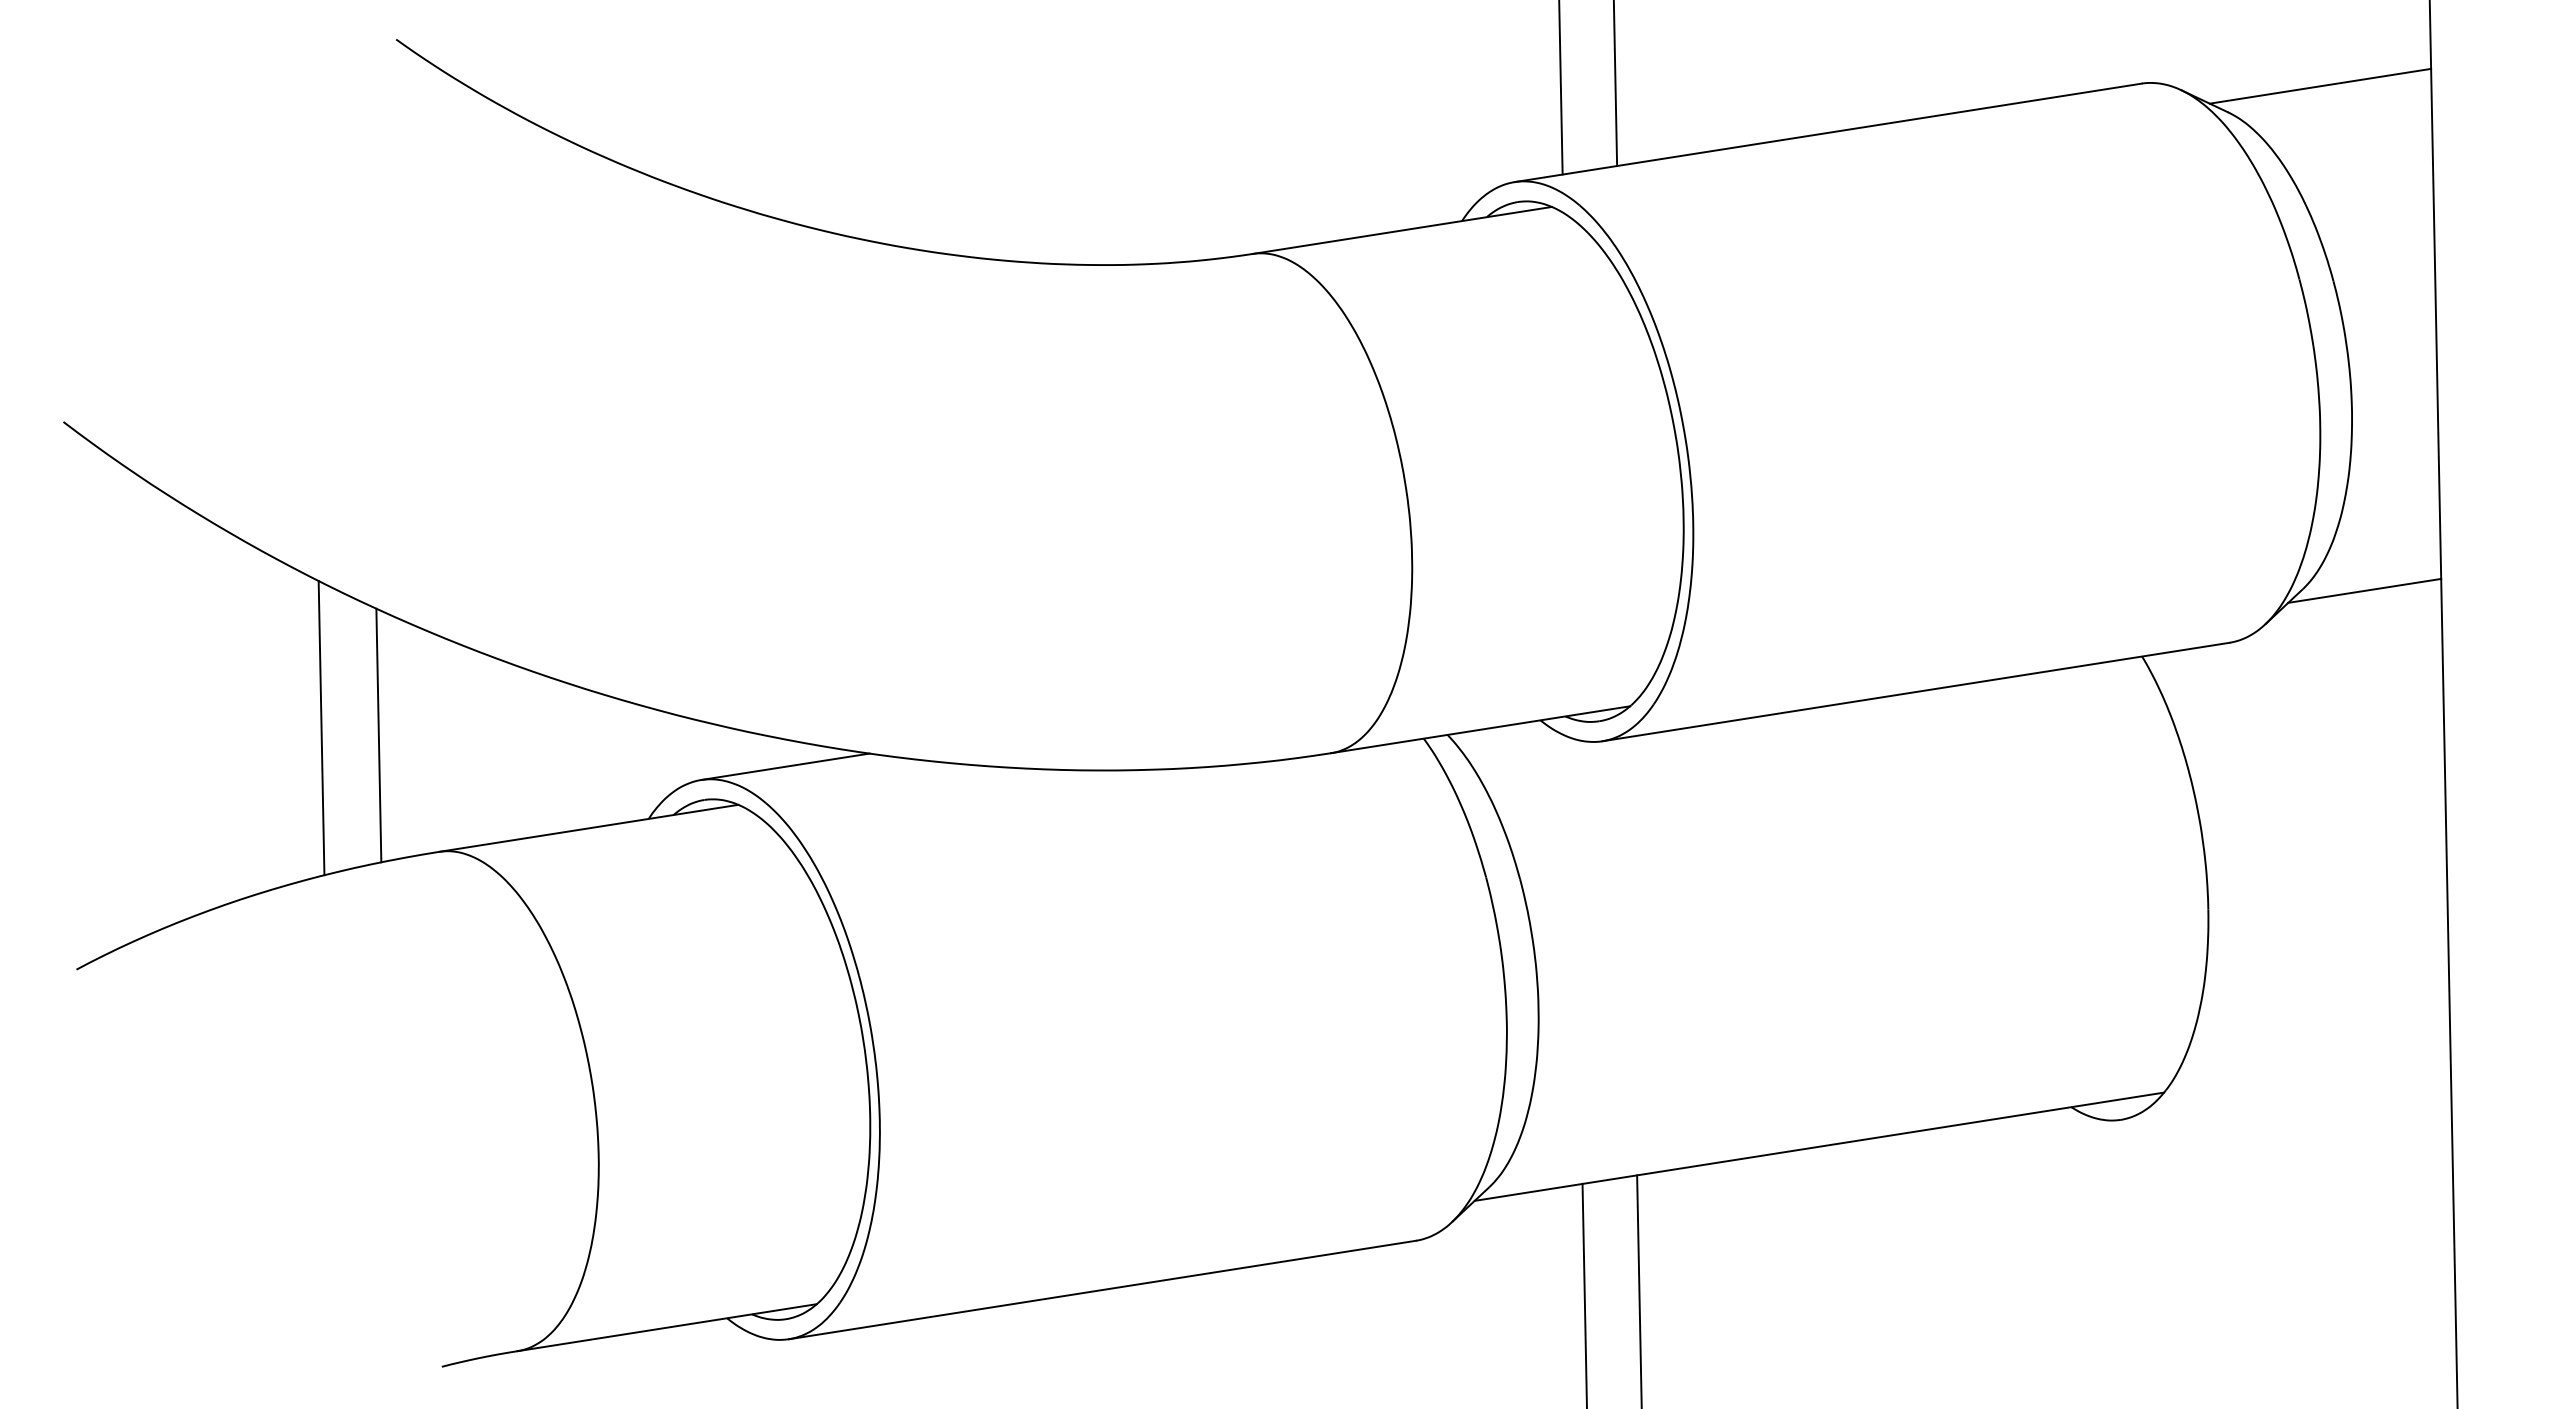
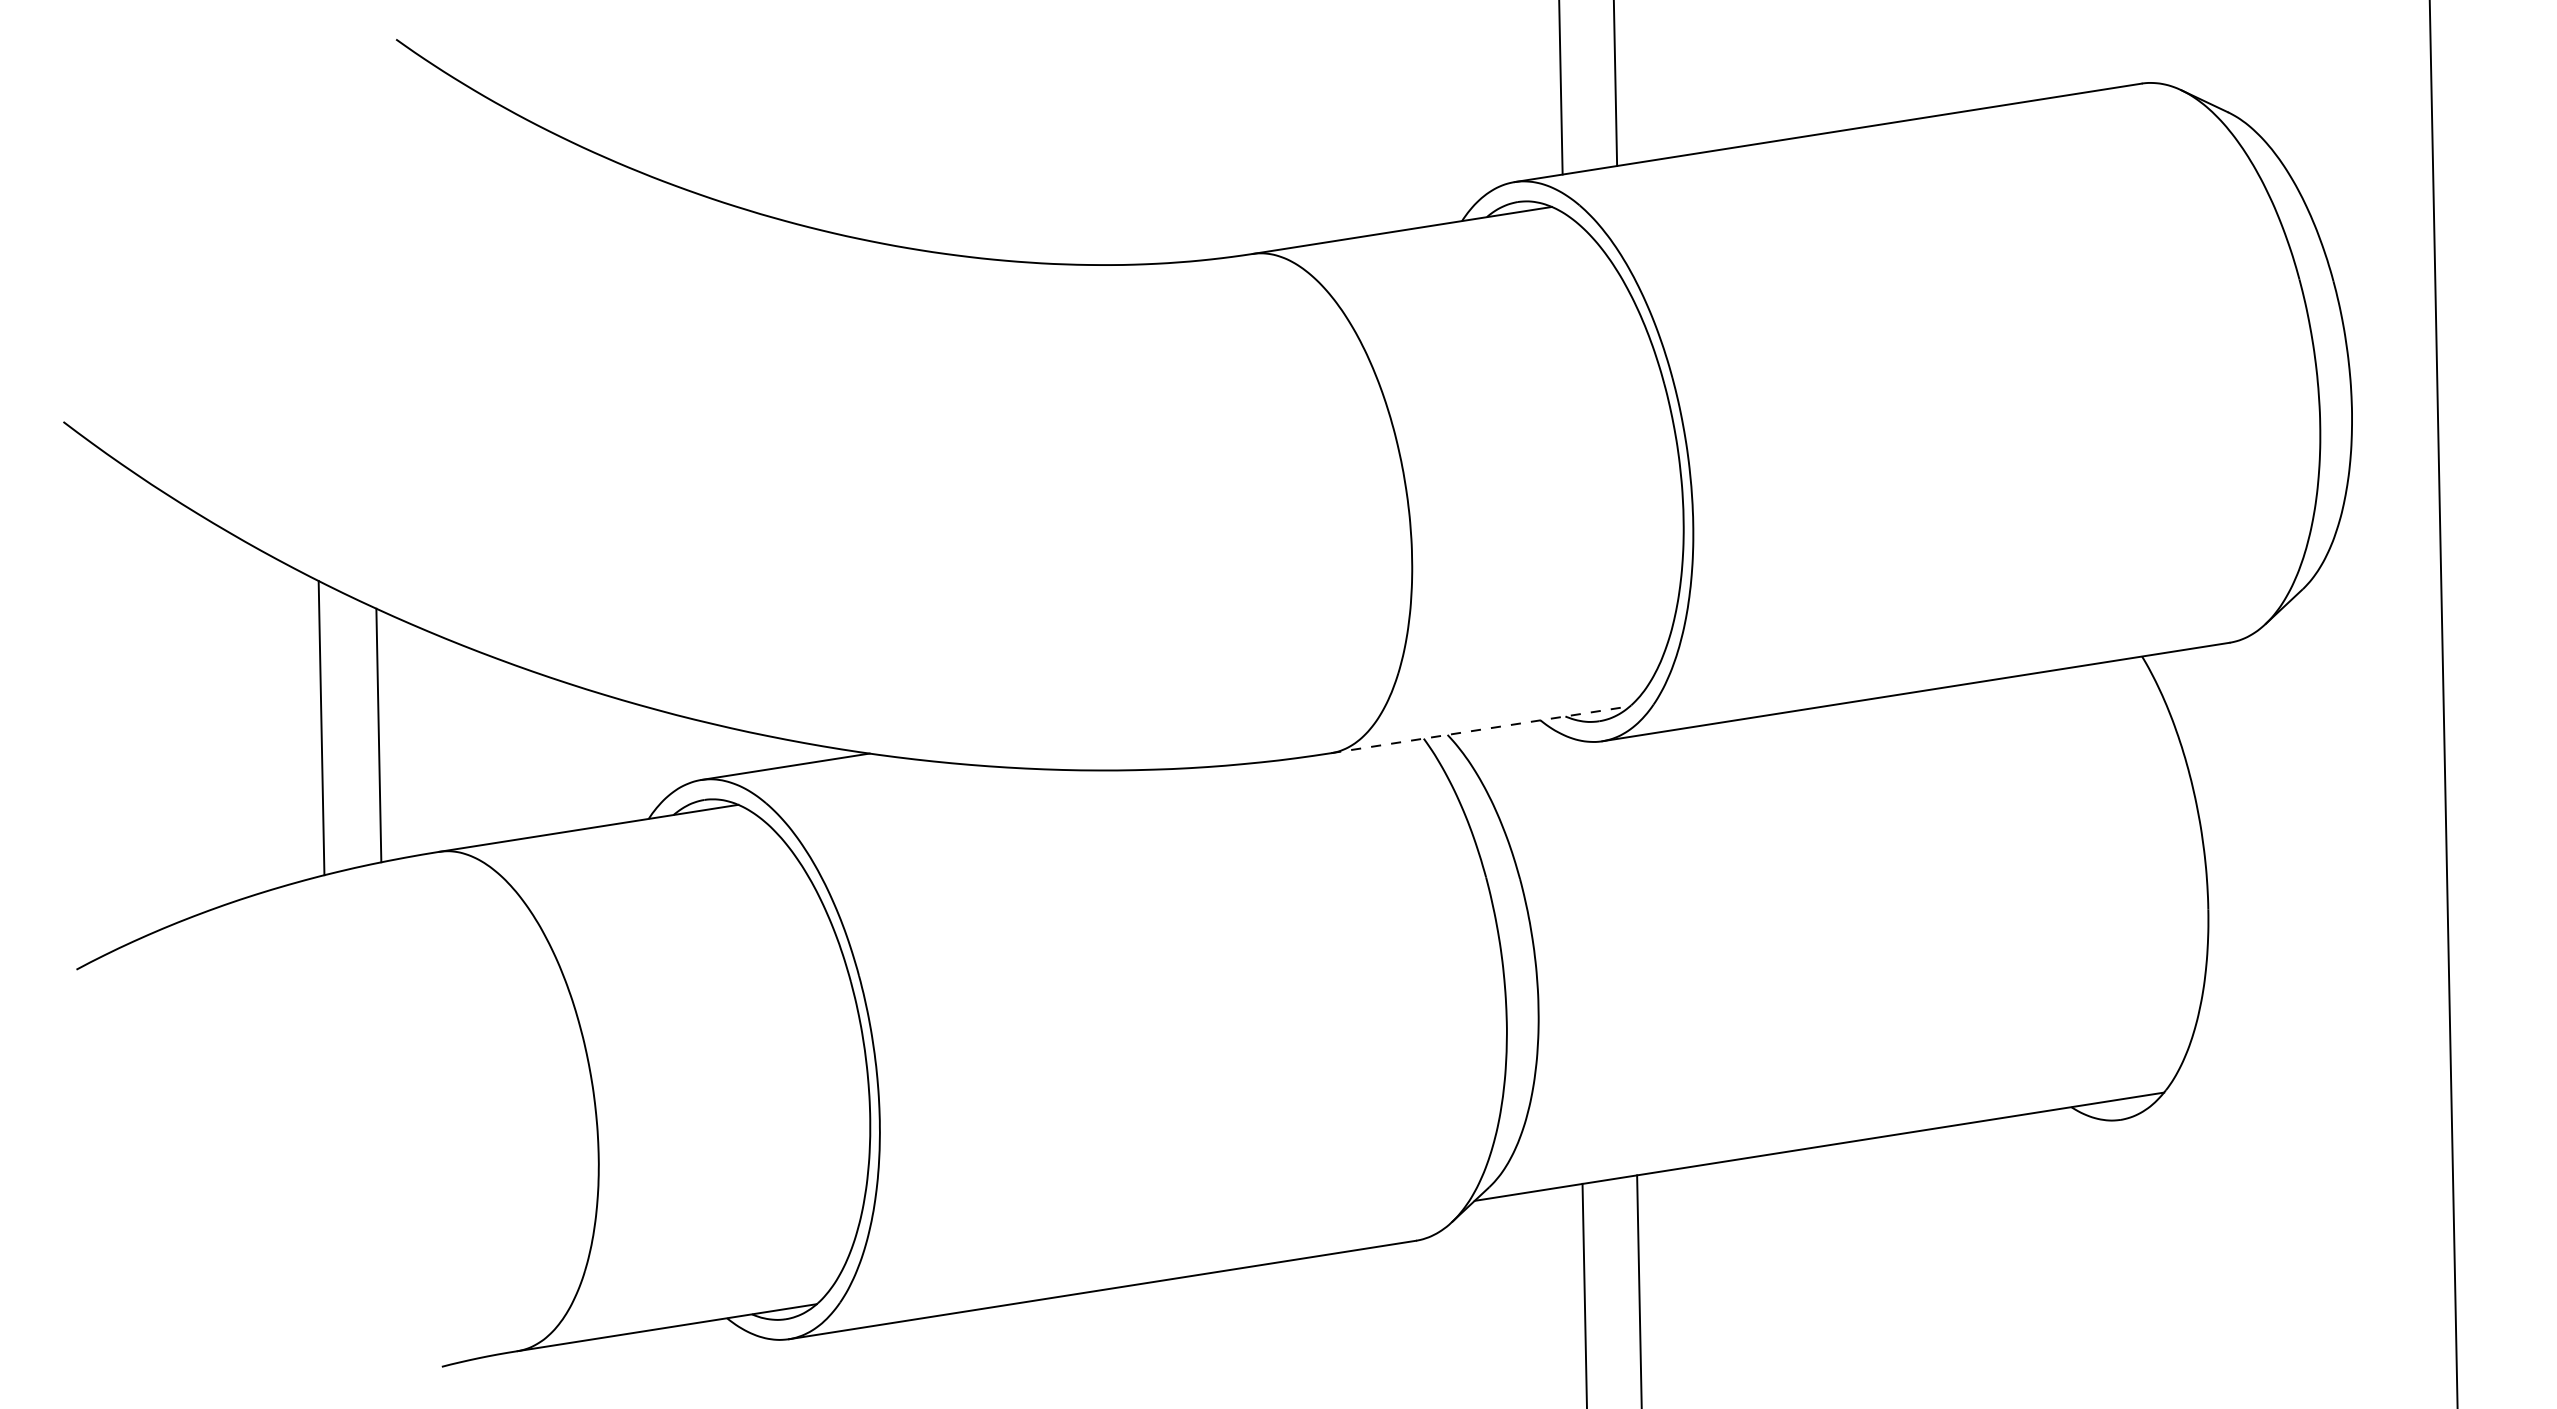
line: present -> none (2320, 85)
line: present -> none (2364, 590)
line: solid -> dashed (1481, 729)
